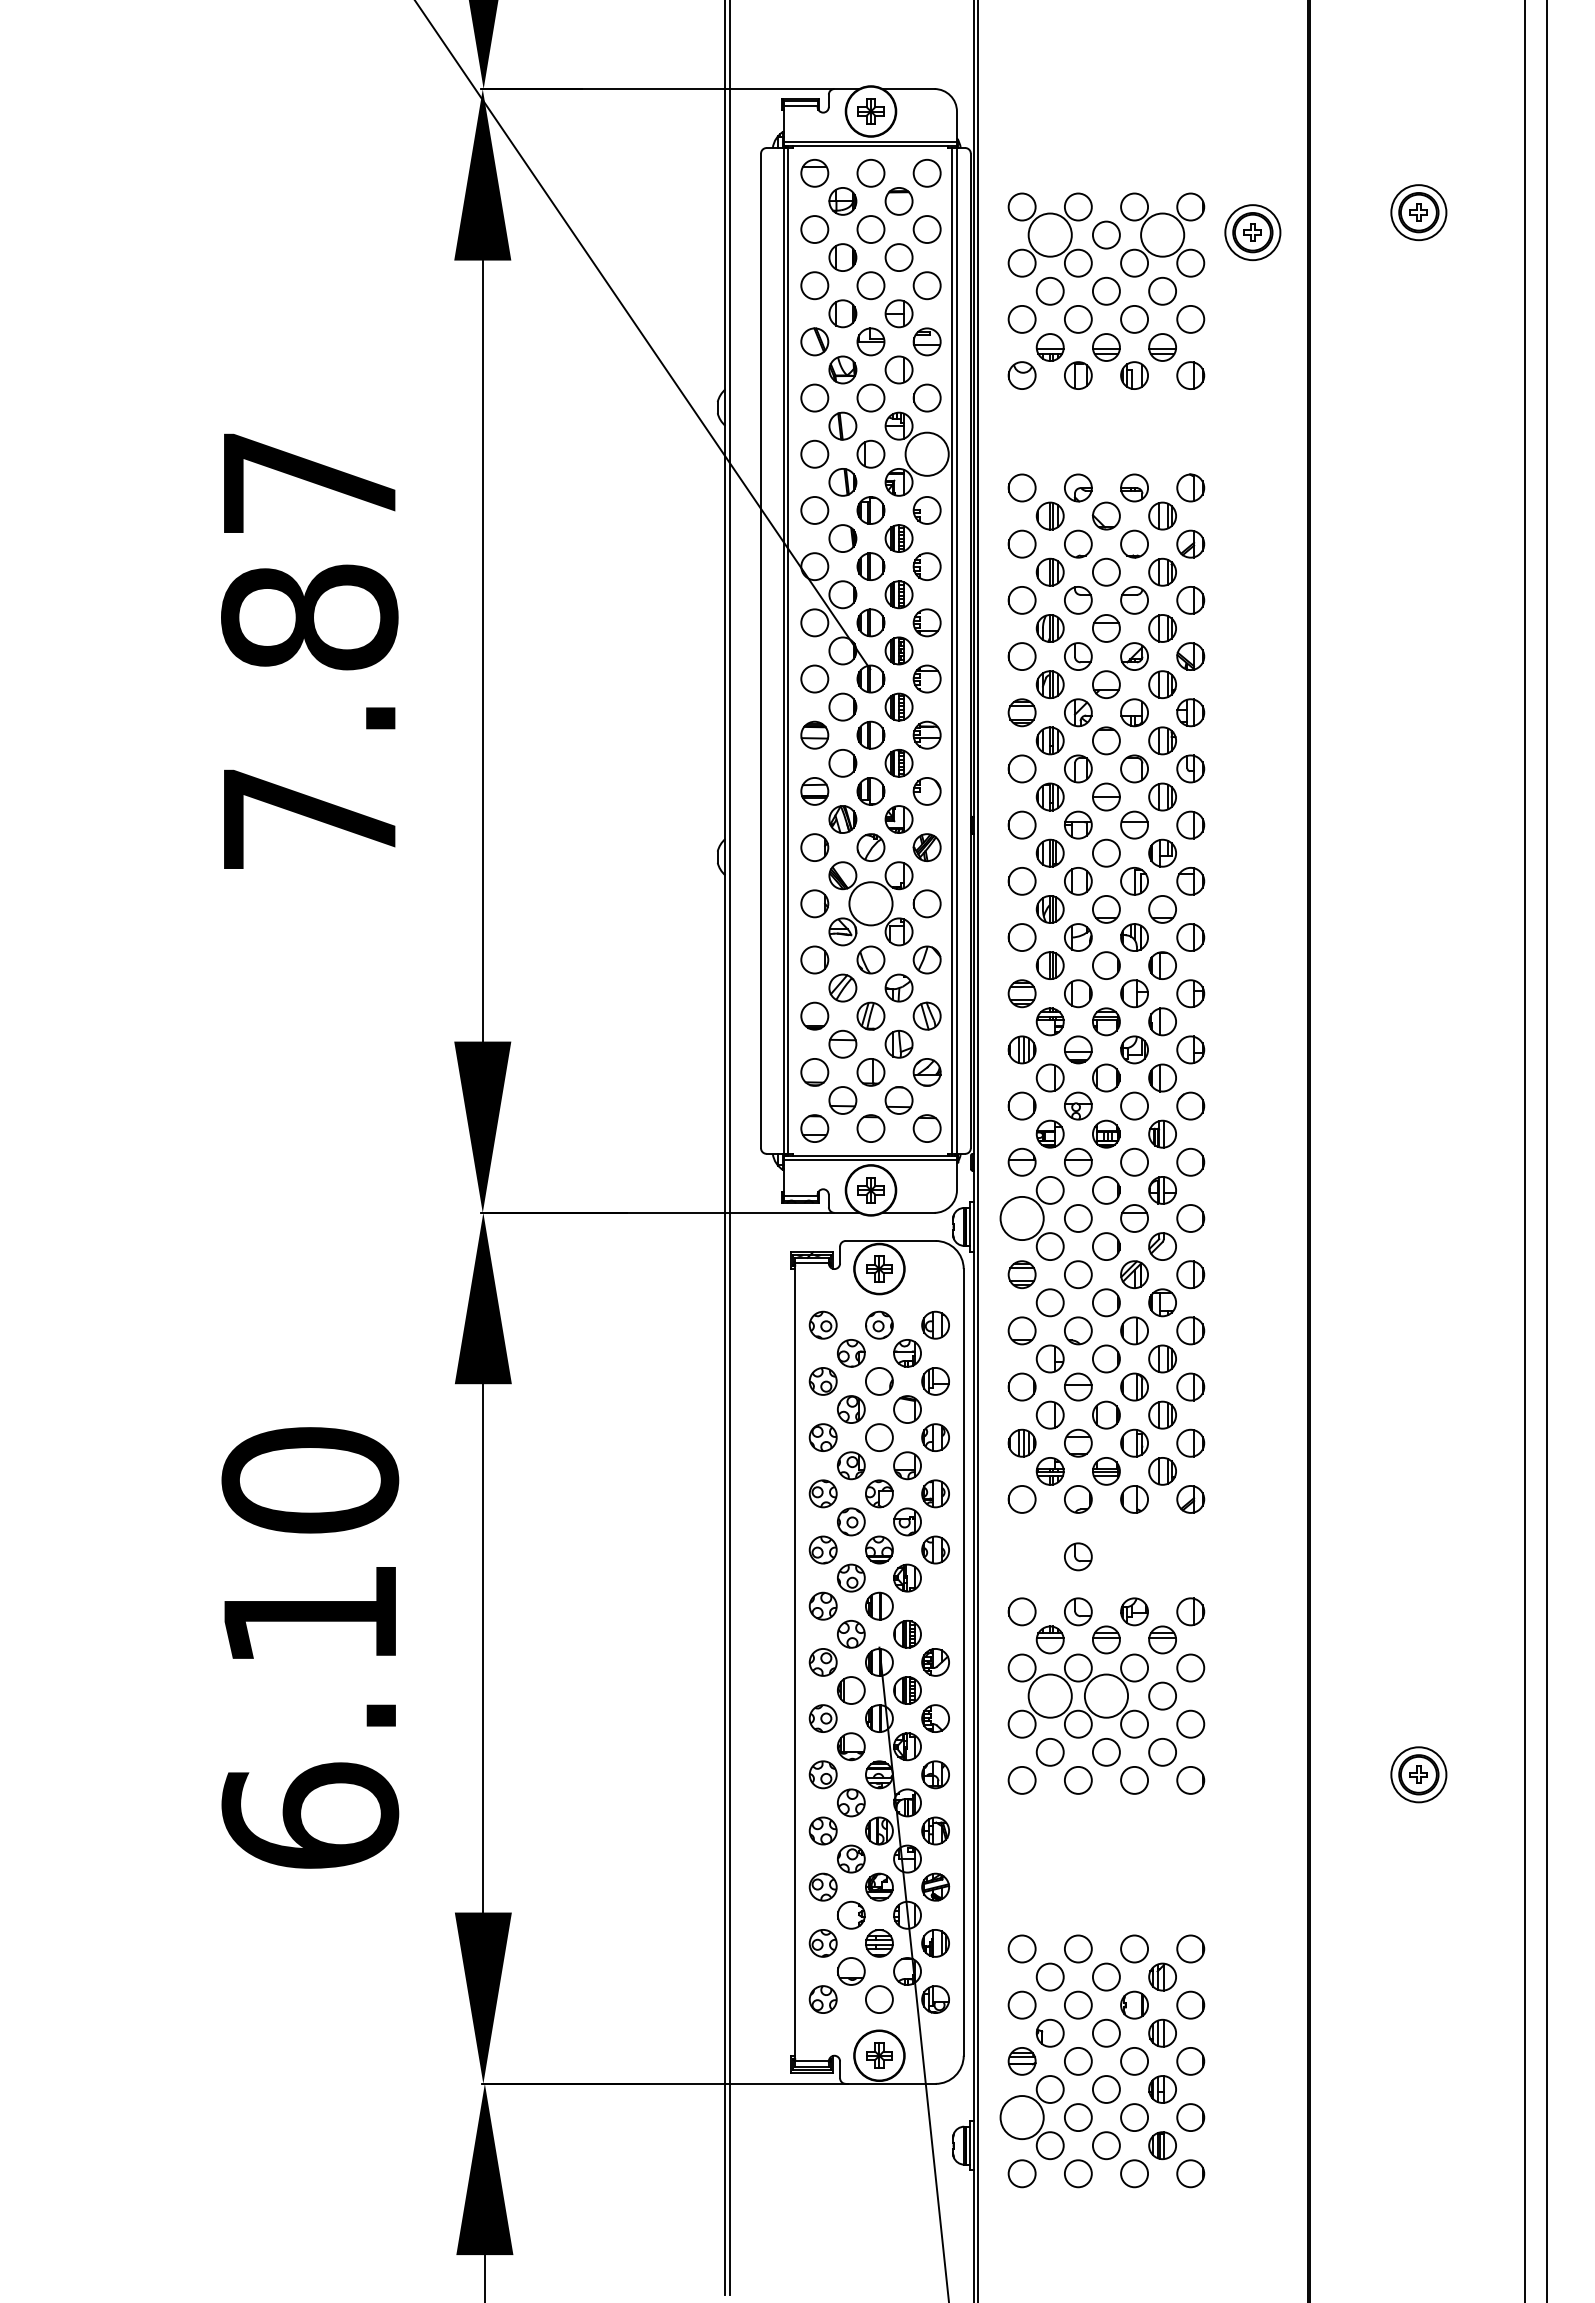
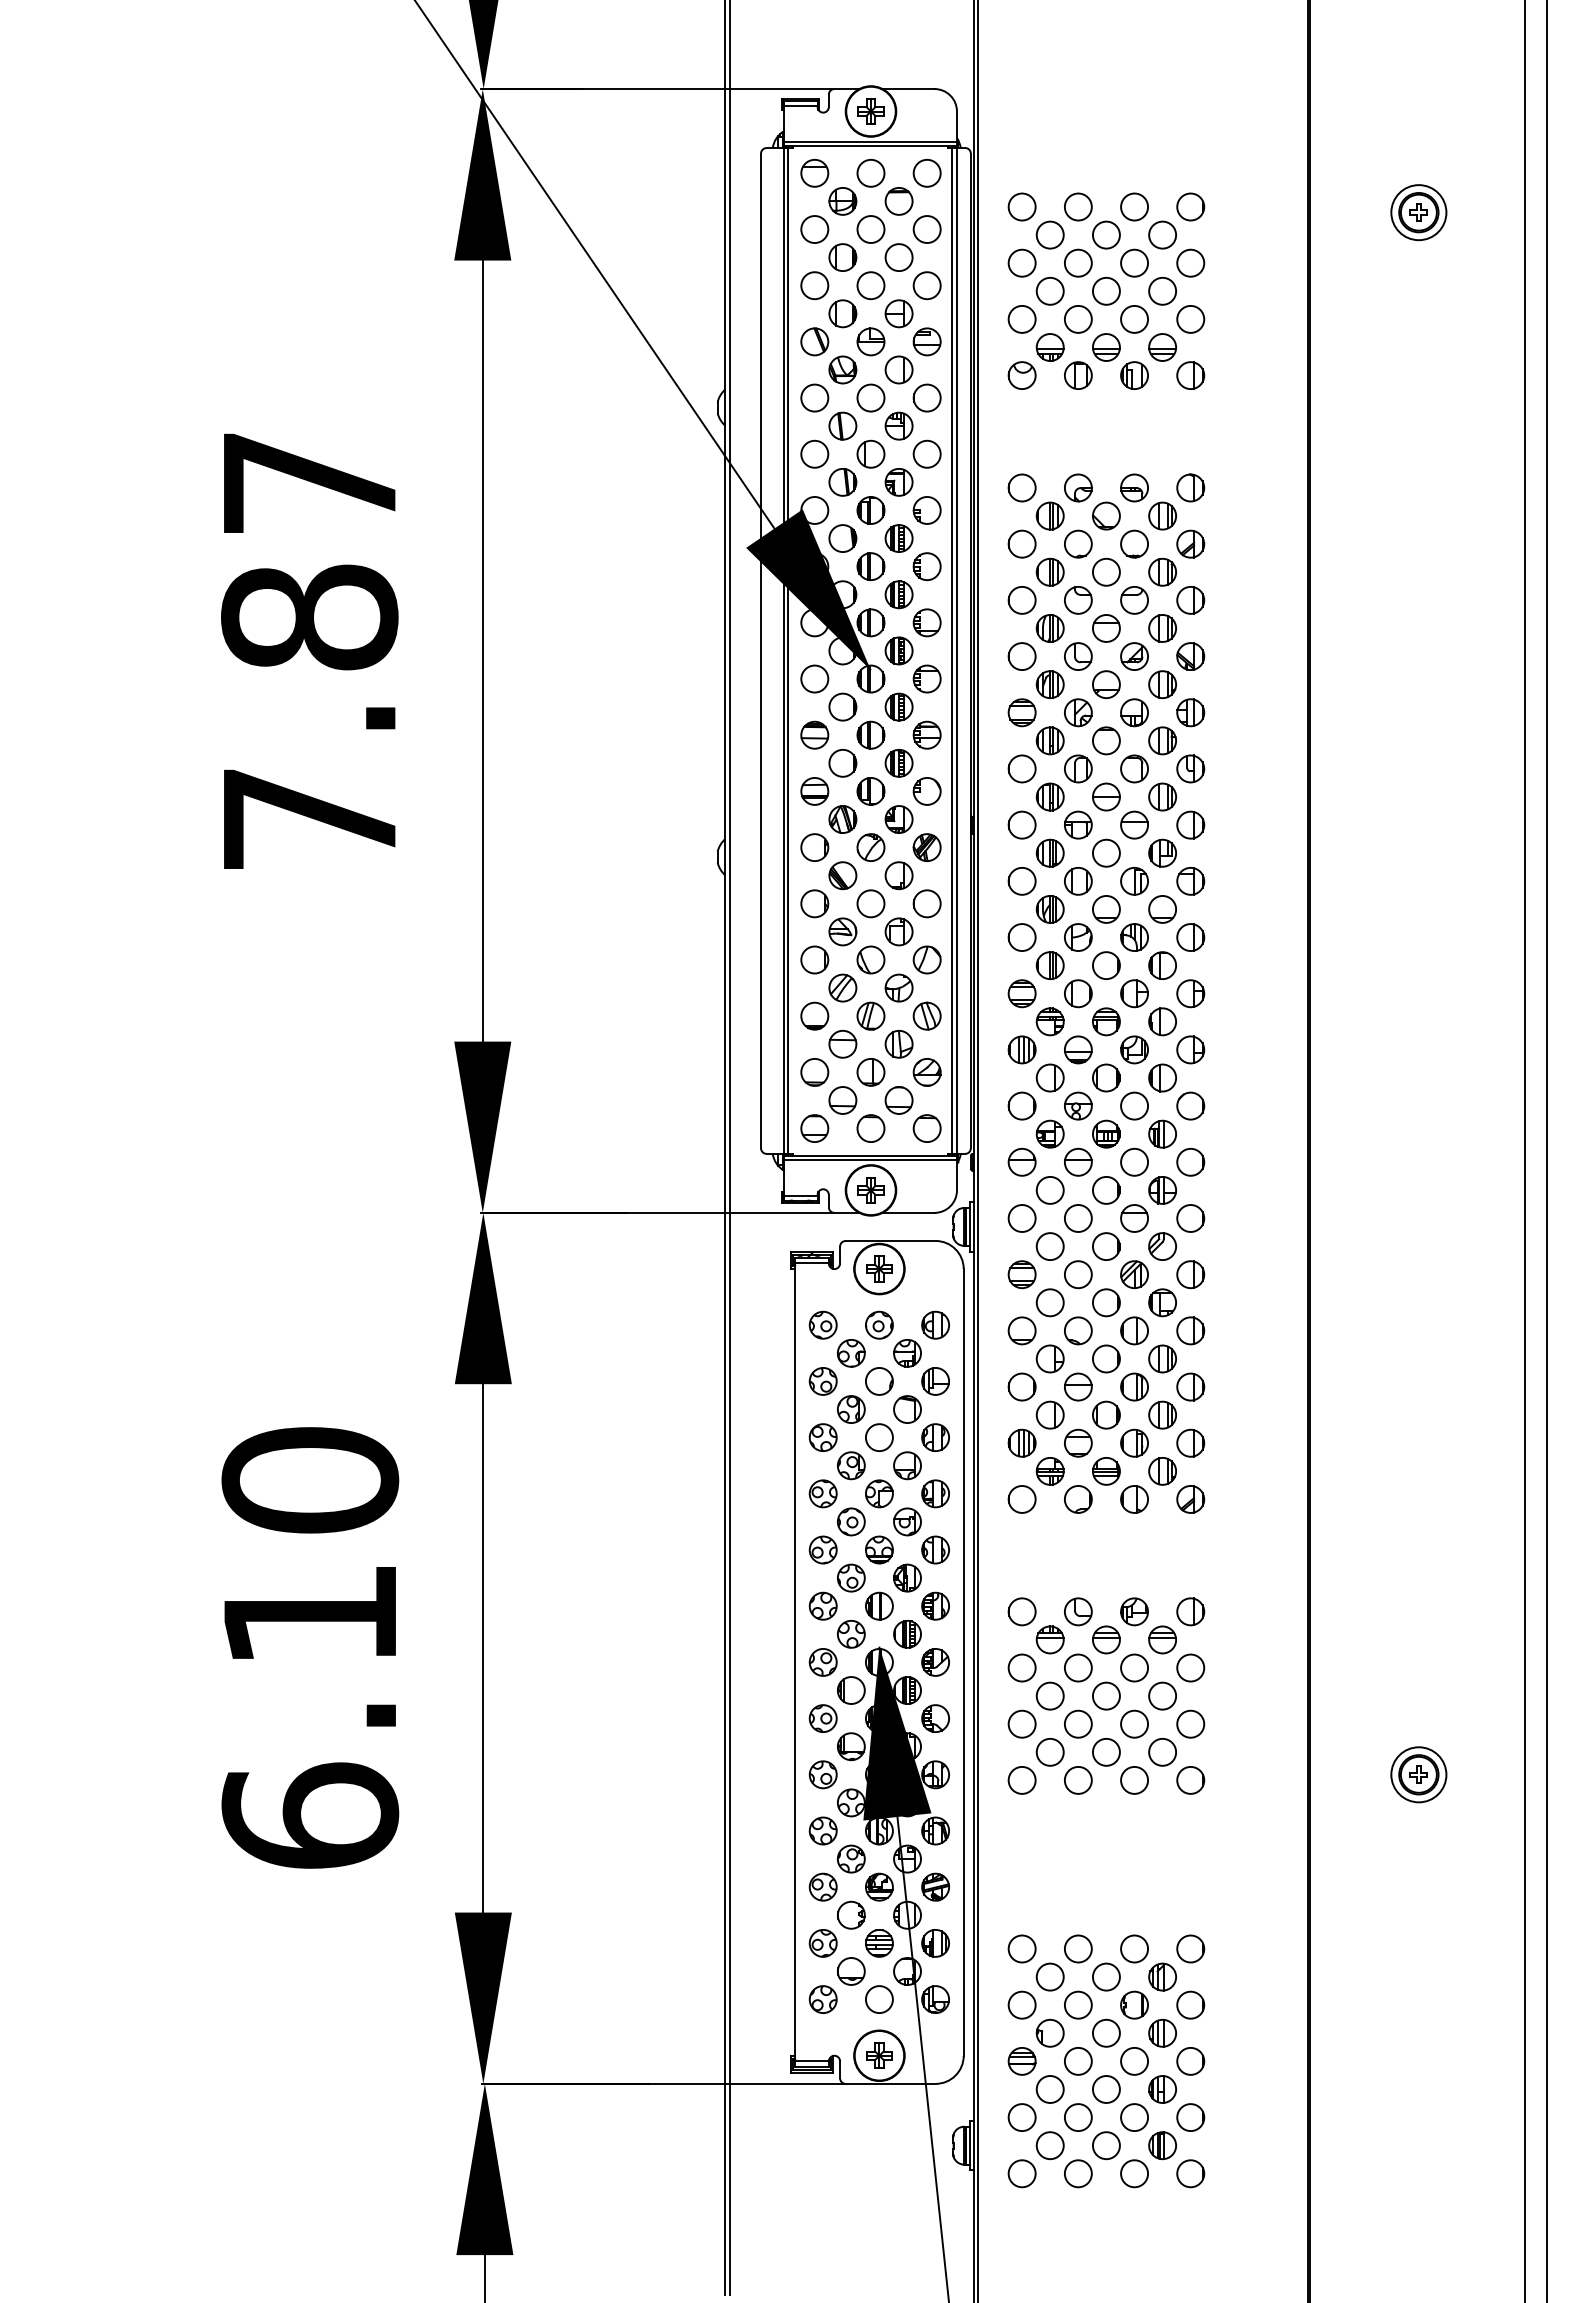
part: present -> none (1252, 232)
circle diameter: 43 px -> 27 px (1049, 234)
circle diameter: 43 px -> 27 px (1162, 234)
circle diameter: 43 px -> 27 px (926, 453)
fill: none -> present (808, 589)
circle diameter: 43 px -> 27 px (870, 903)
circle diameter: 43 px -> 27 px (1021, 1218)
part: present -> none (1078, 1556)
part: none -> present (935, 1605)
circle diameter: 43 px -> 27 px (1049, 1695)
circle diameter: 43 px -> 27 px (1105, 1695)
fill: none -> present (897, 1733)
circle diameter: 43 px -> 27 px (1021, 2117)
